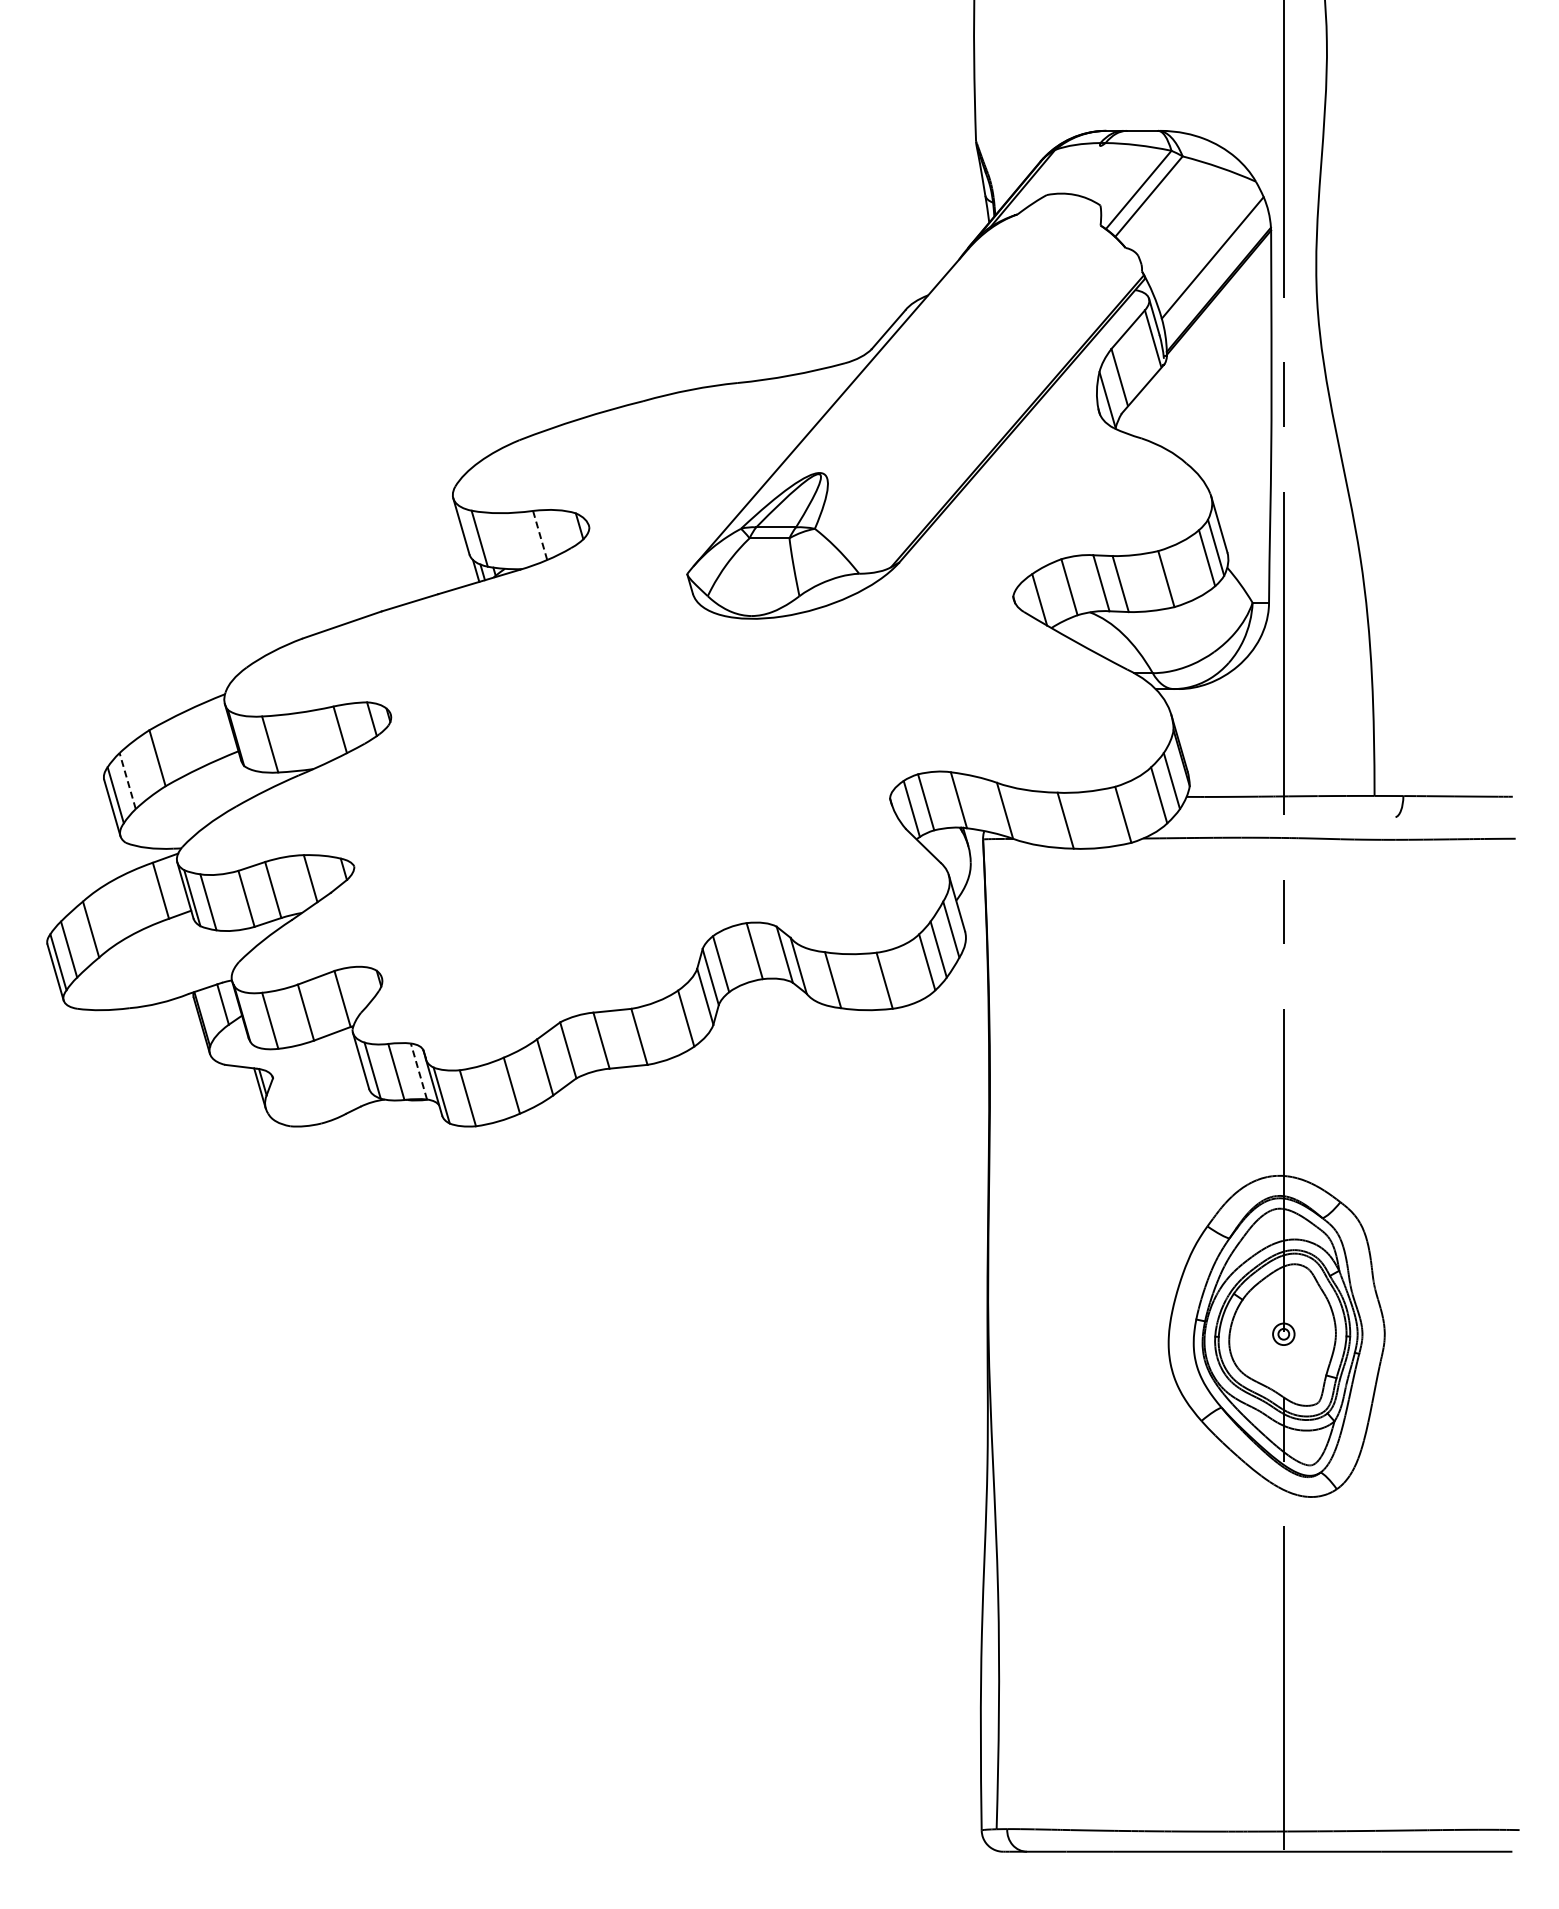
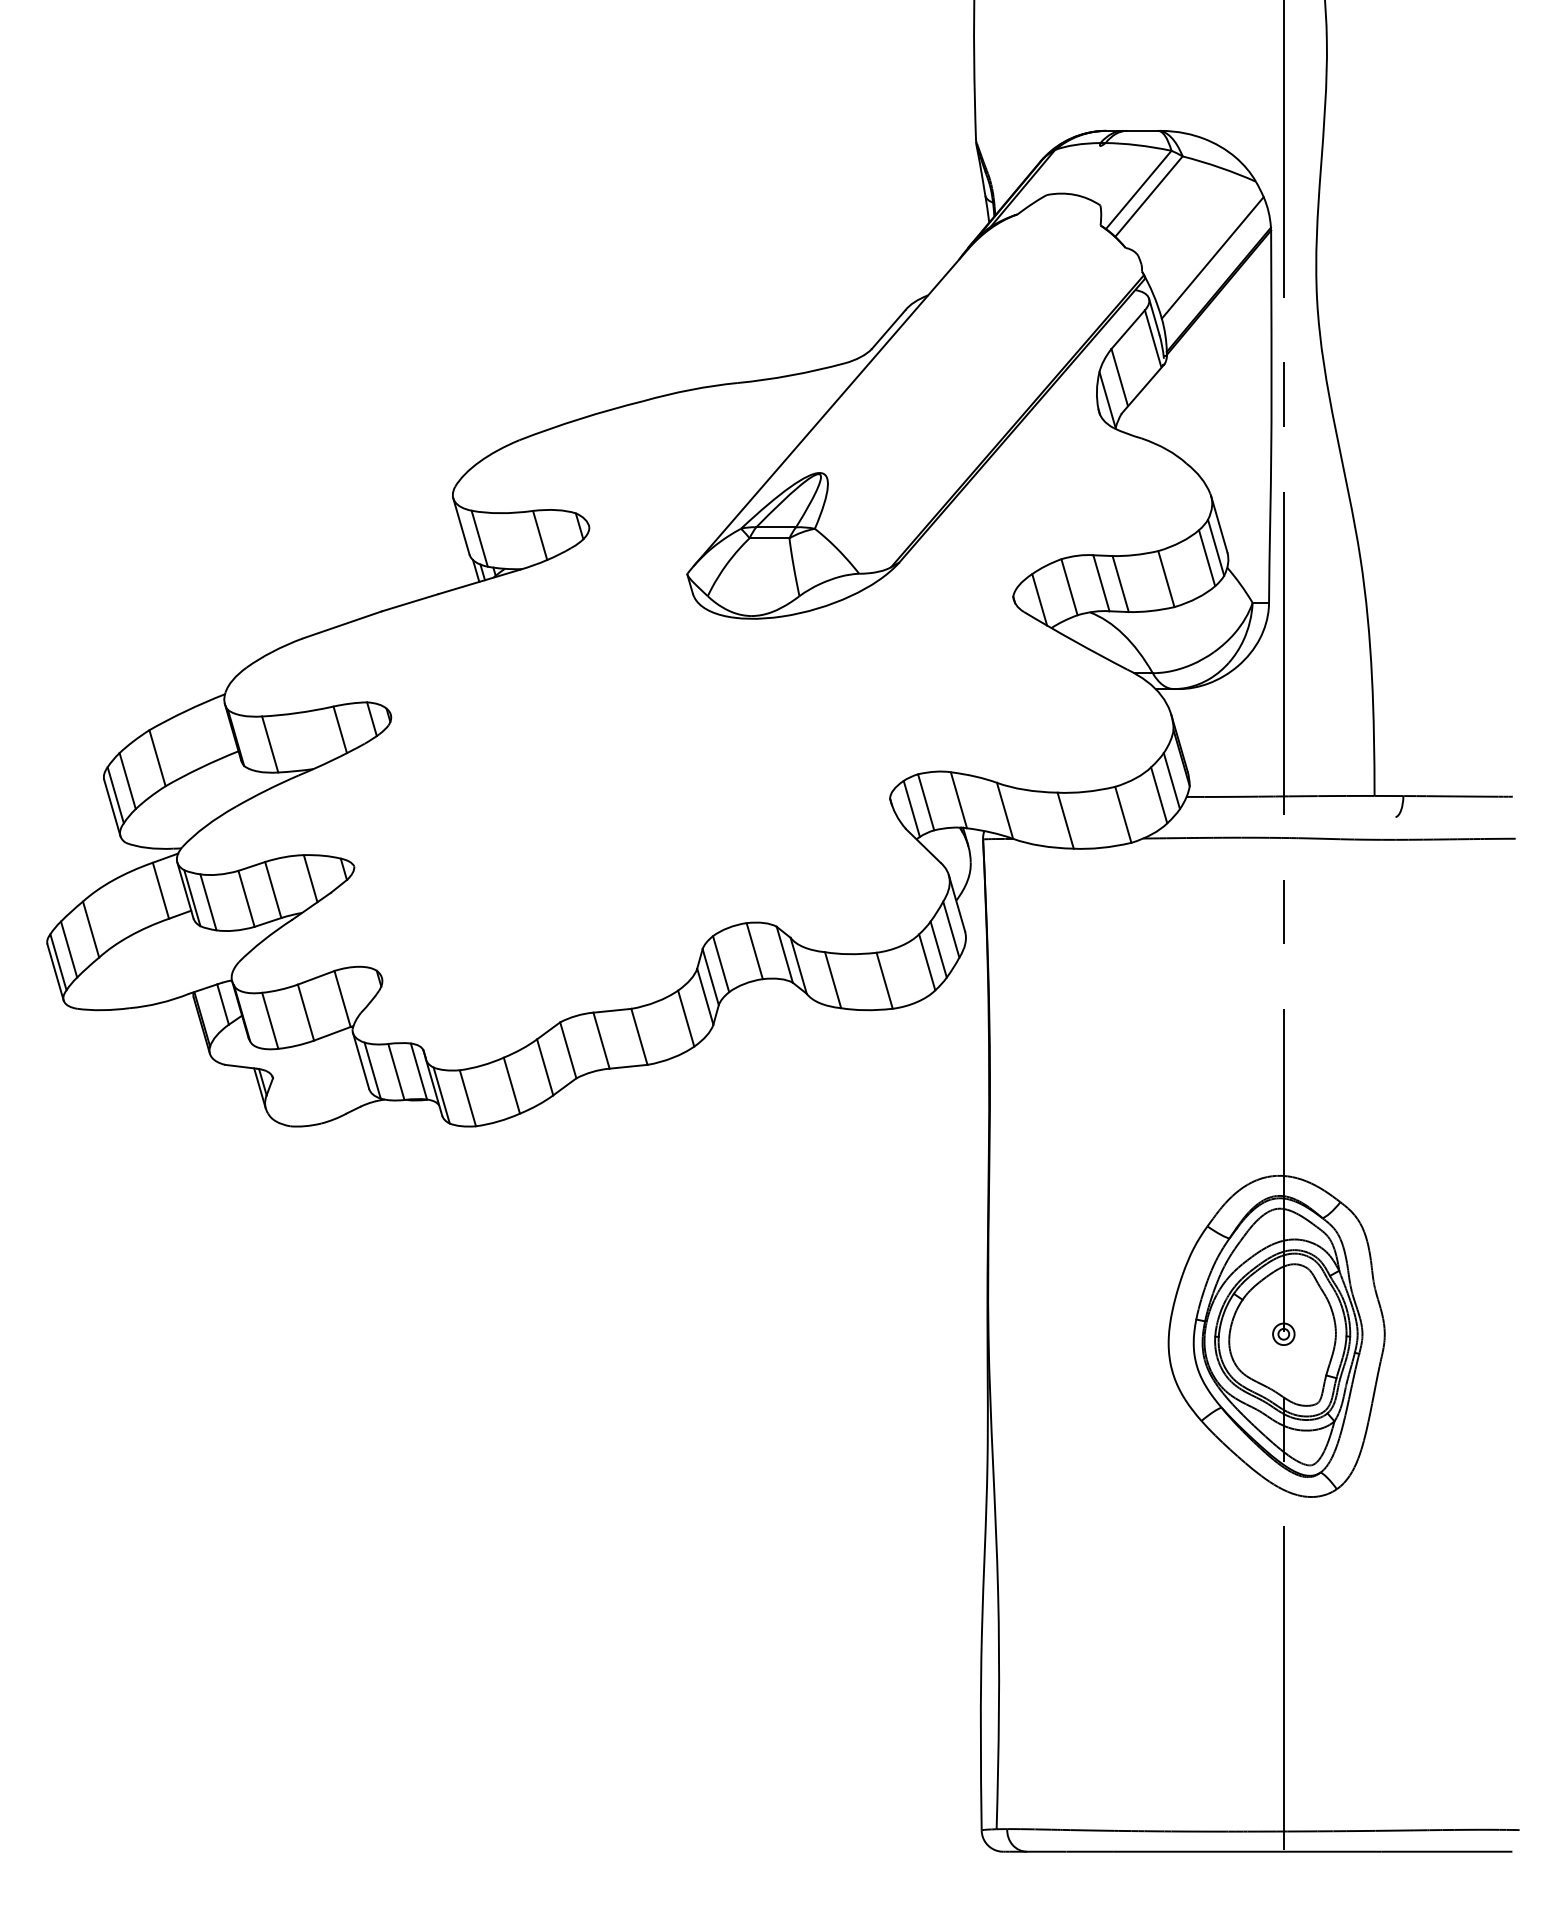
line: dashed -> solid (540, 535)
line: dashed -> solid (127, 780)
line: dashed -> solid (418, 1071)
